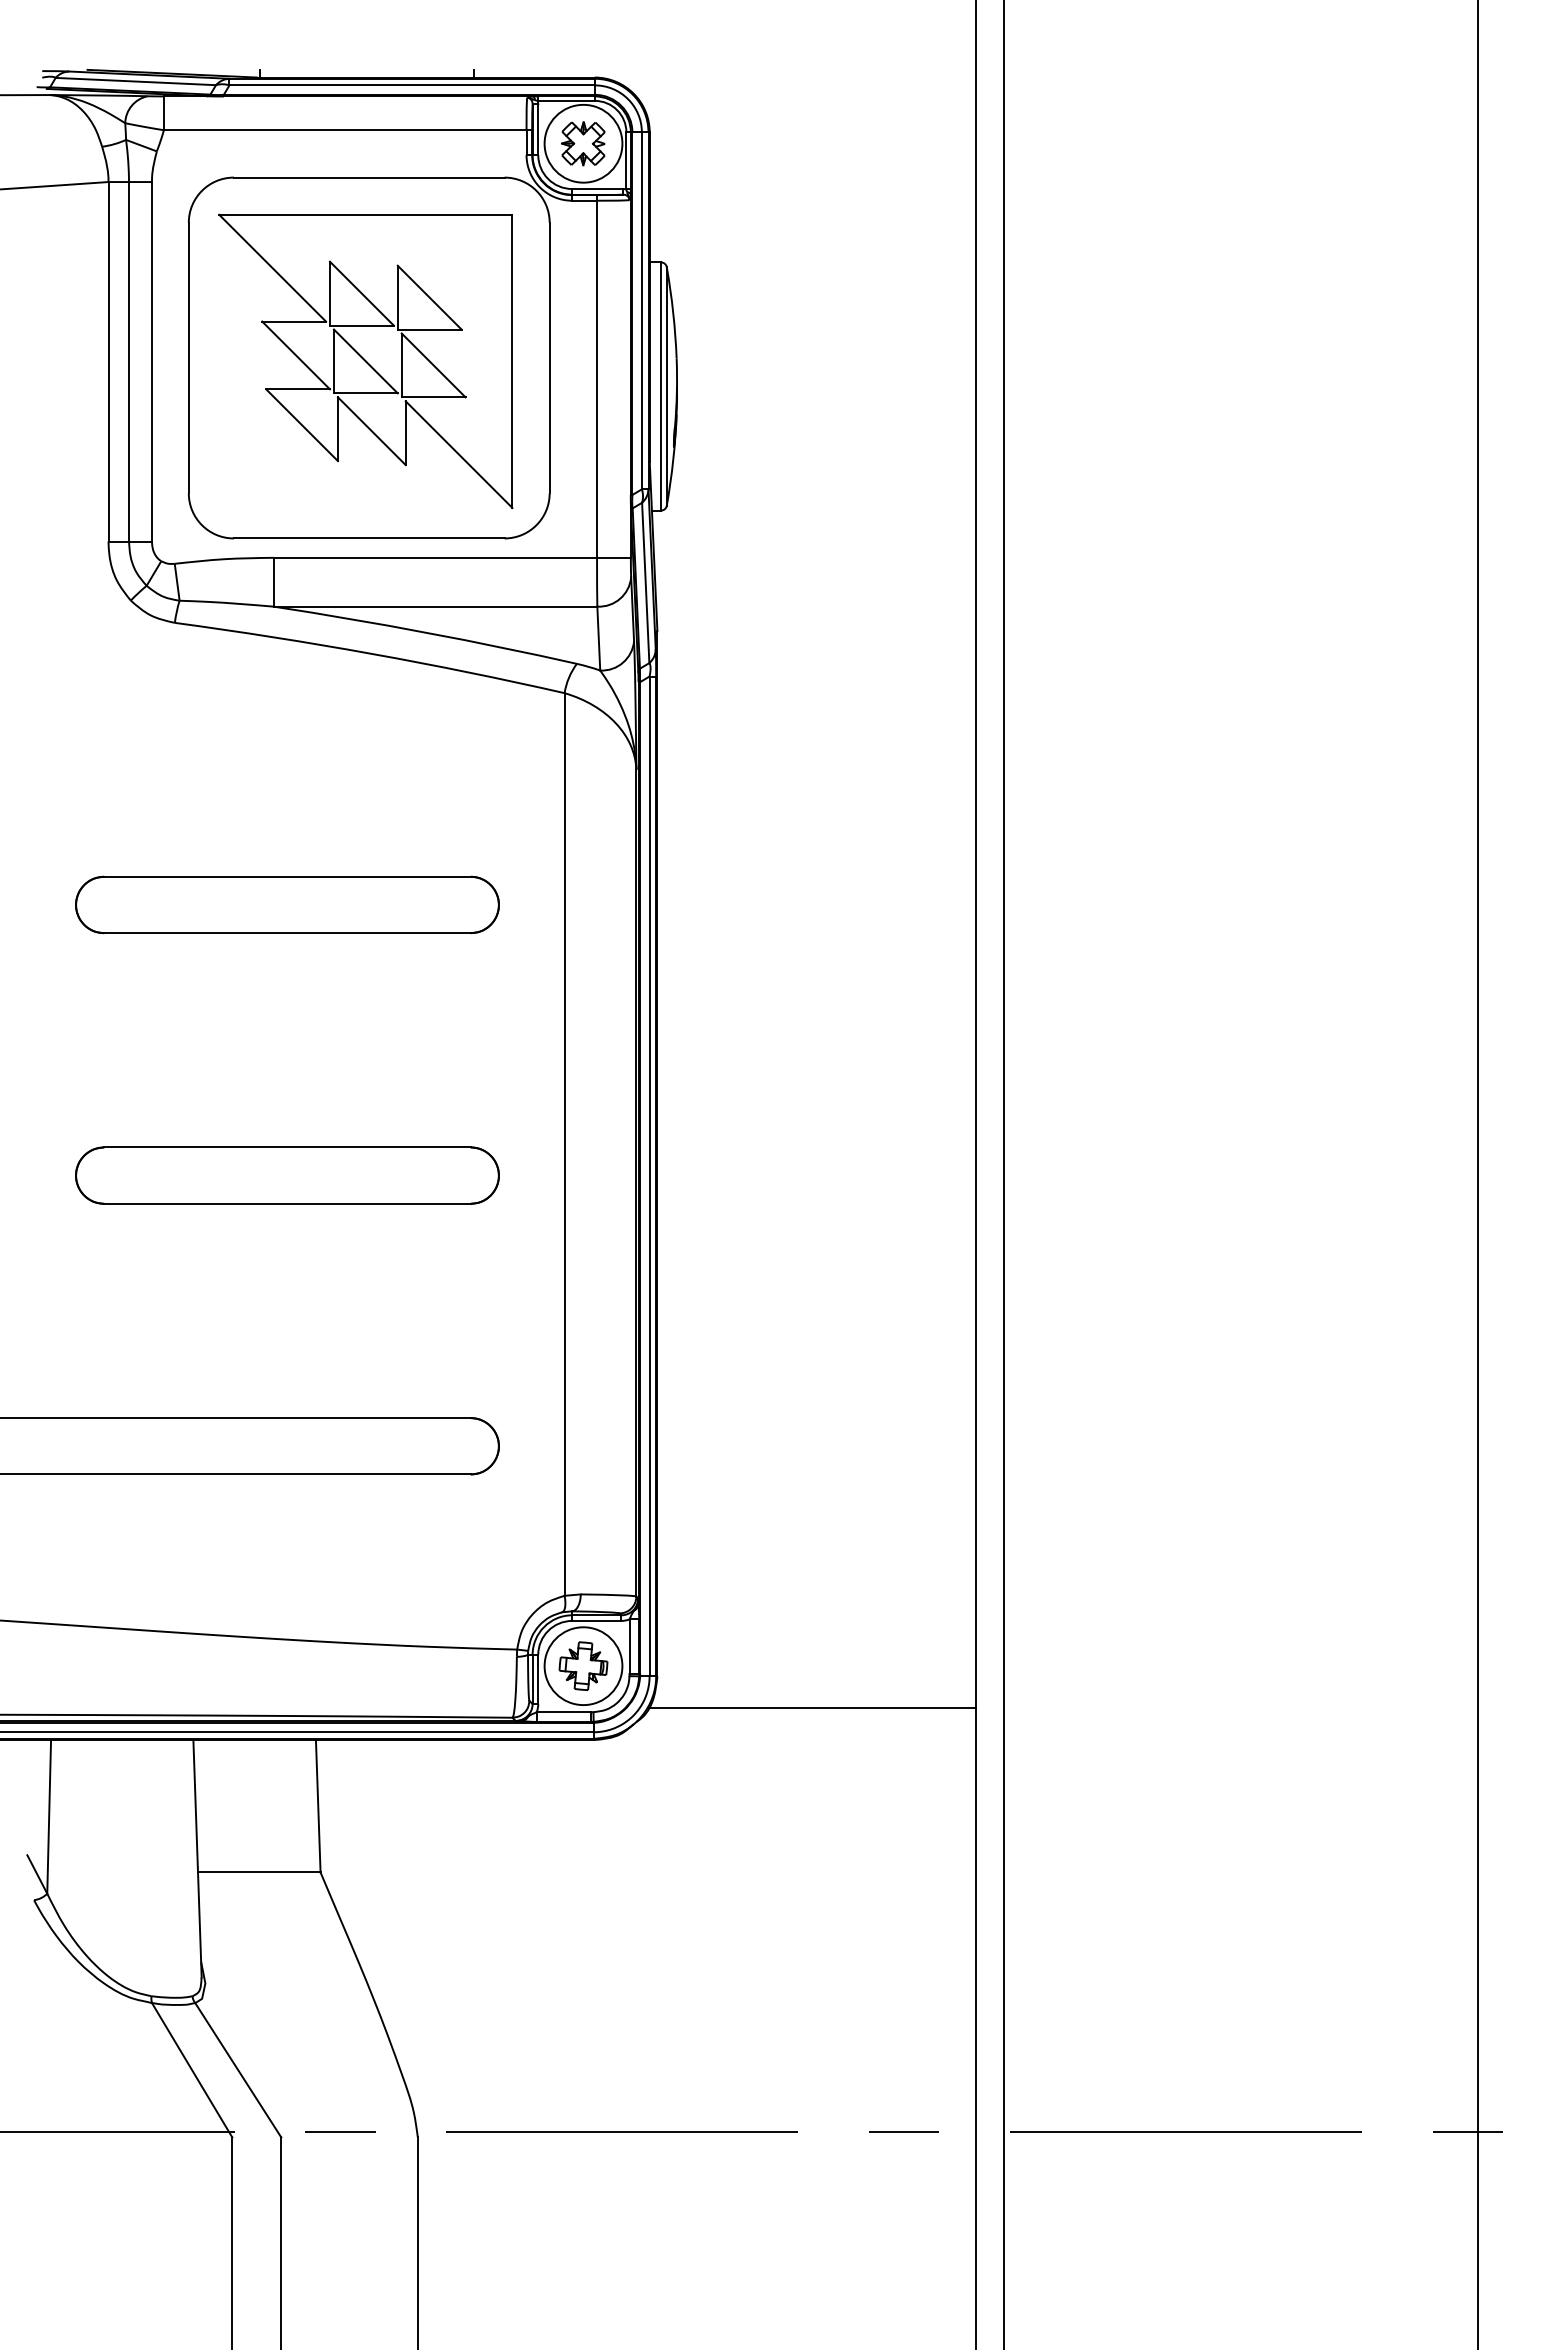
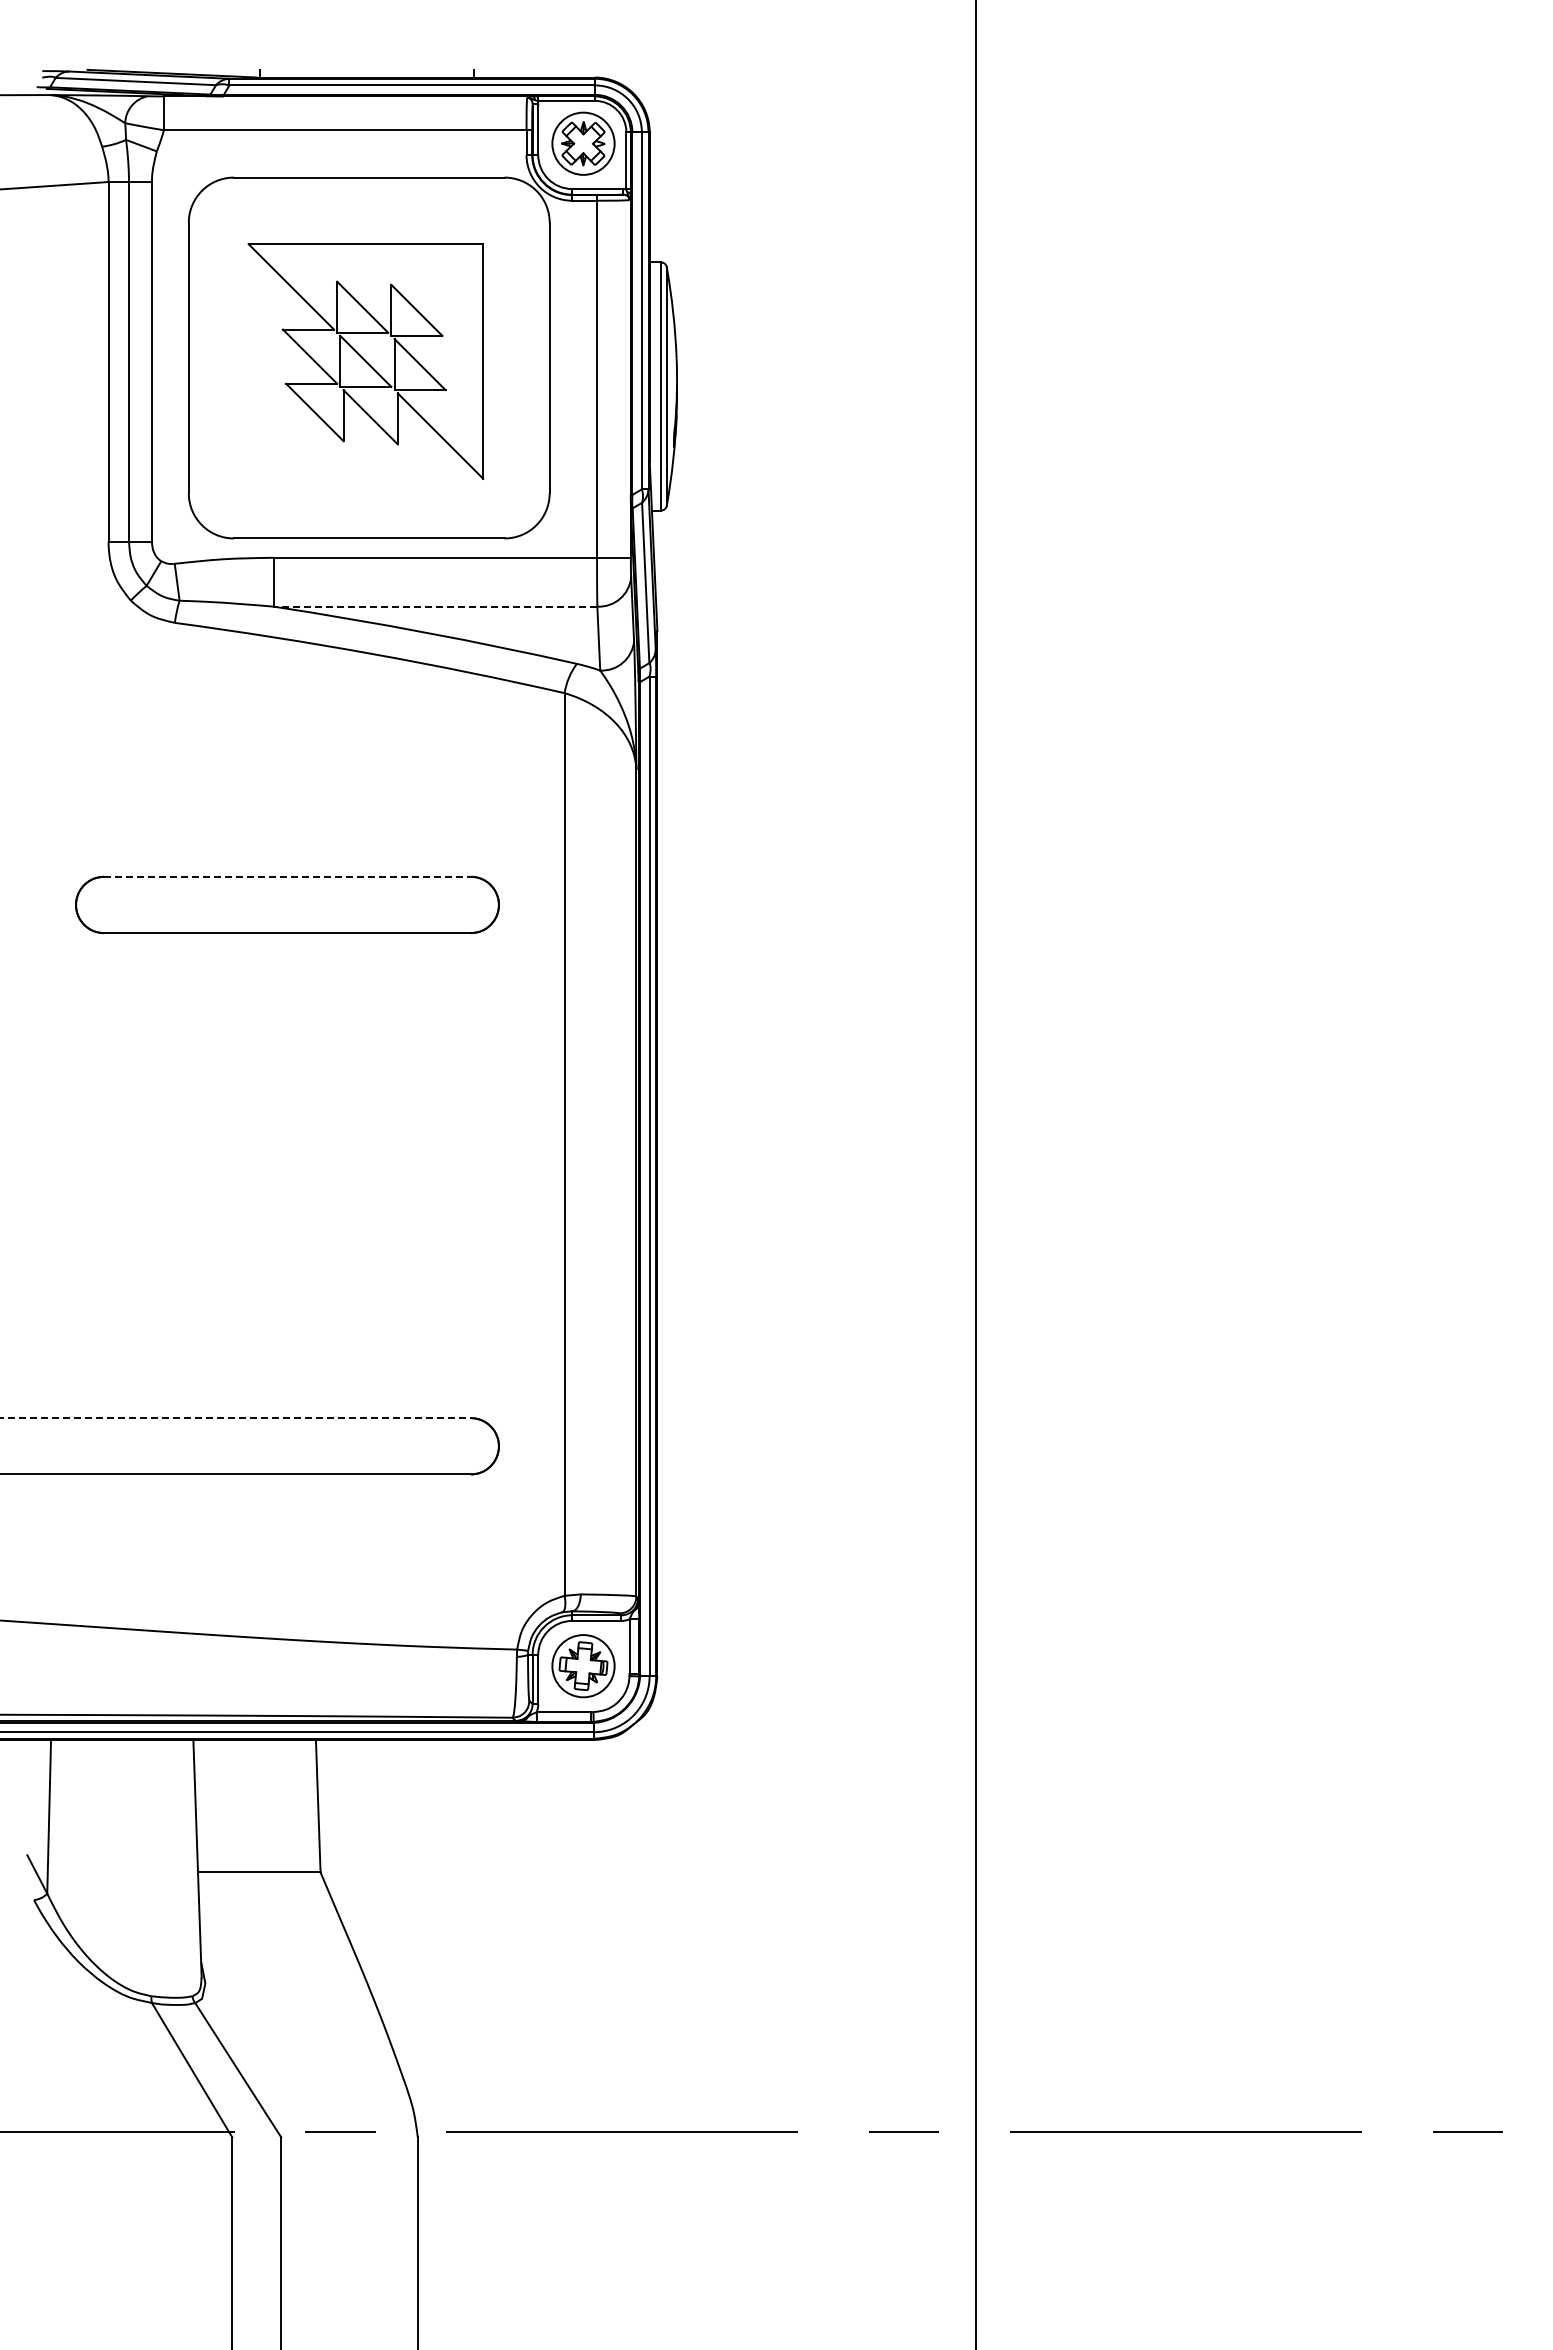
circle diameter: 78 px -> 62 px (583, 143)
part size: 296x297 px -> 238x237 px (365, 361)
line: solid -> dashed (435, 606)
line: solid -> dashed (287, 876)
line: present -> none (1004, 1174)
line: present -> none (1478, 1174)
part: present -> none (287, 1175)
line: solid -> dashed (235, 1418)
circle diameter: 78 px -> 62 px (583, 1666)
line: present -> none (812, 1707)
